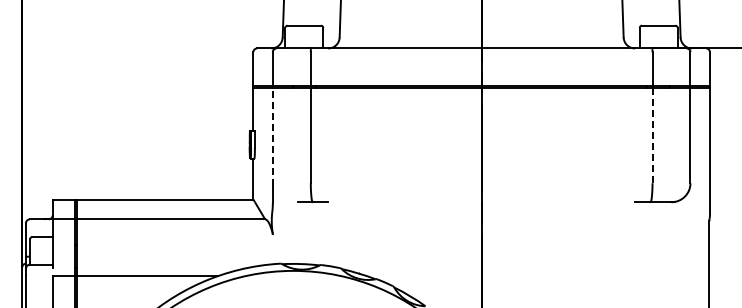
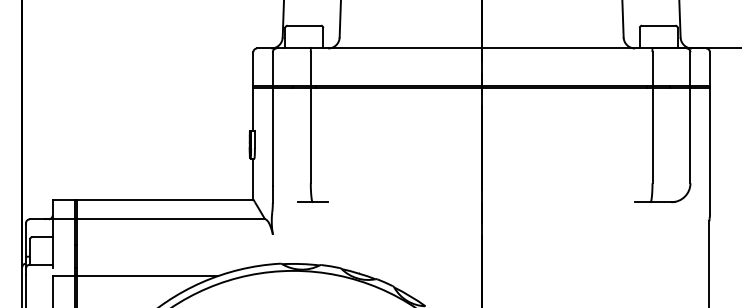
line: dashed -> solid (652, 135)
line: dashed -> solid (272, 137)
